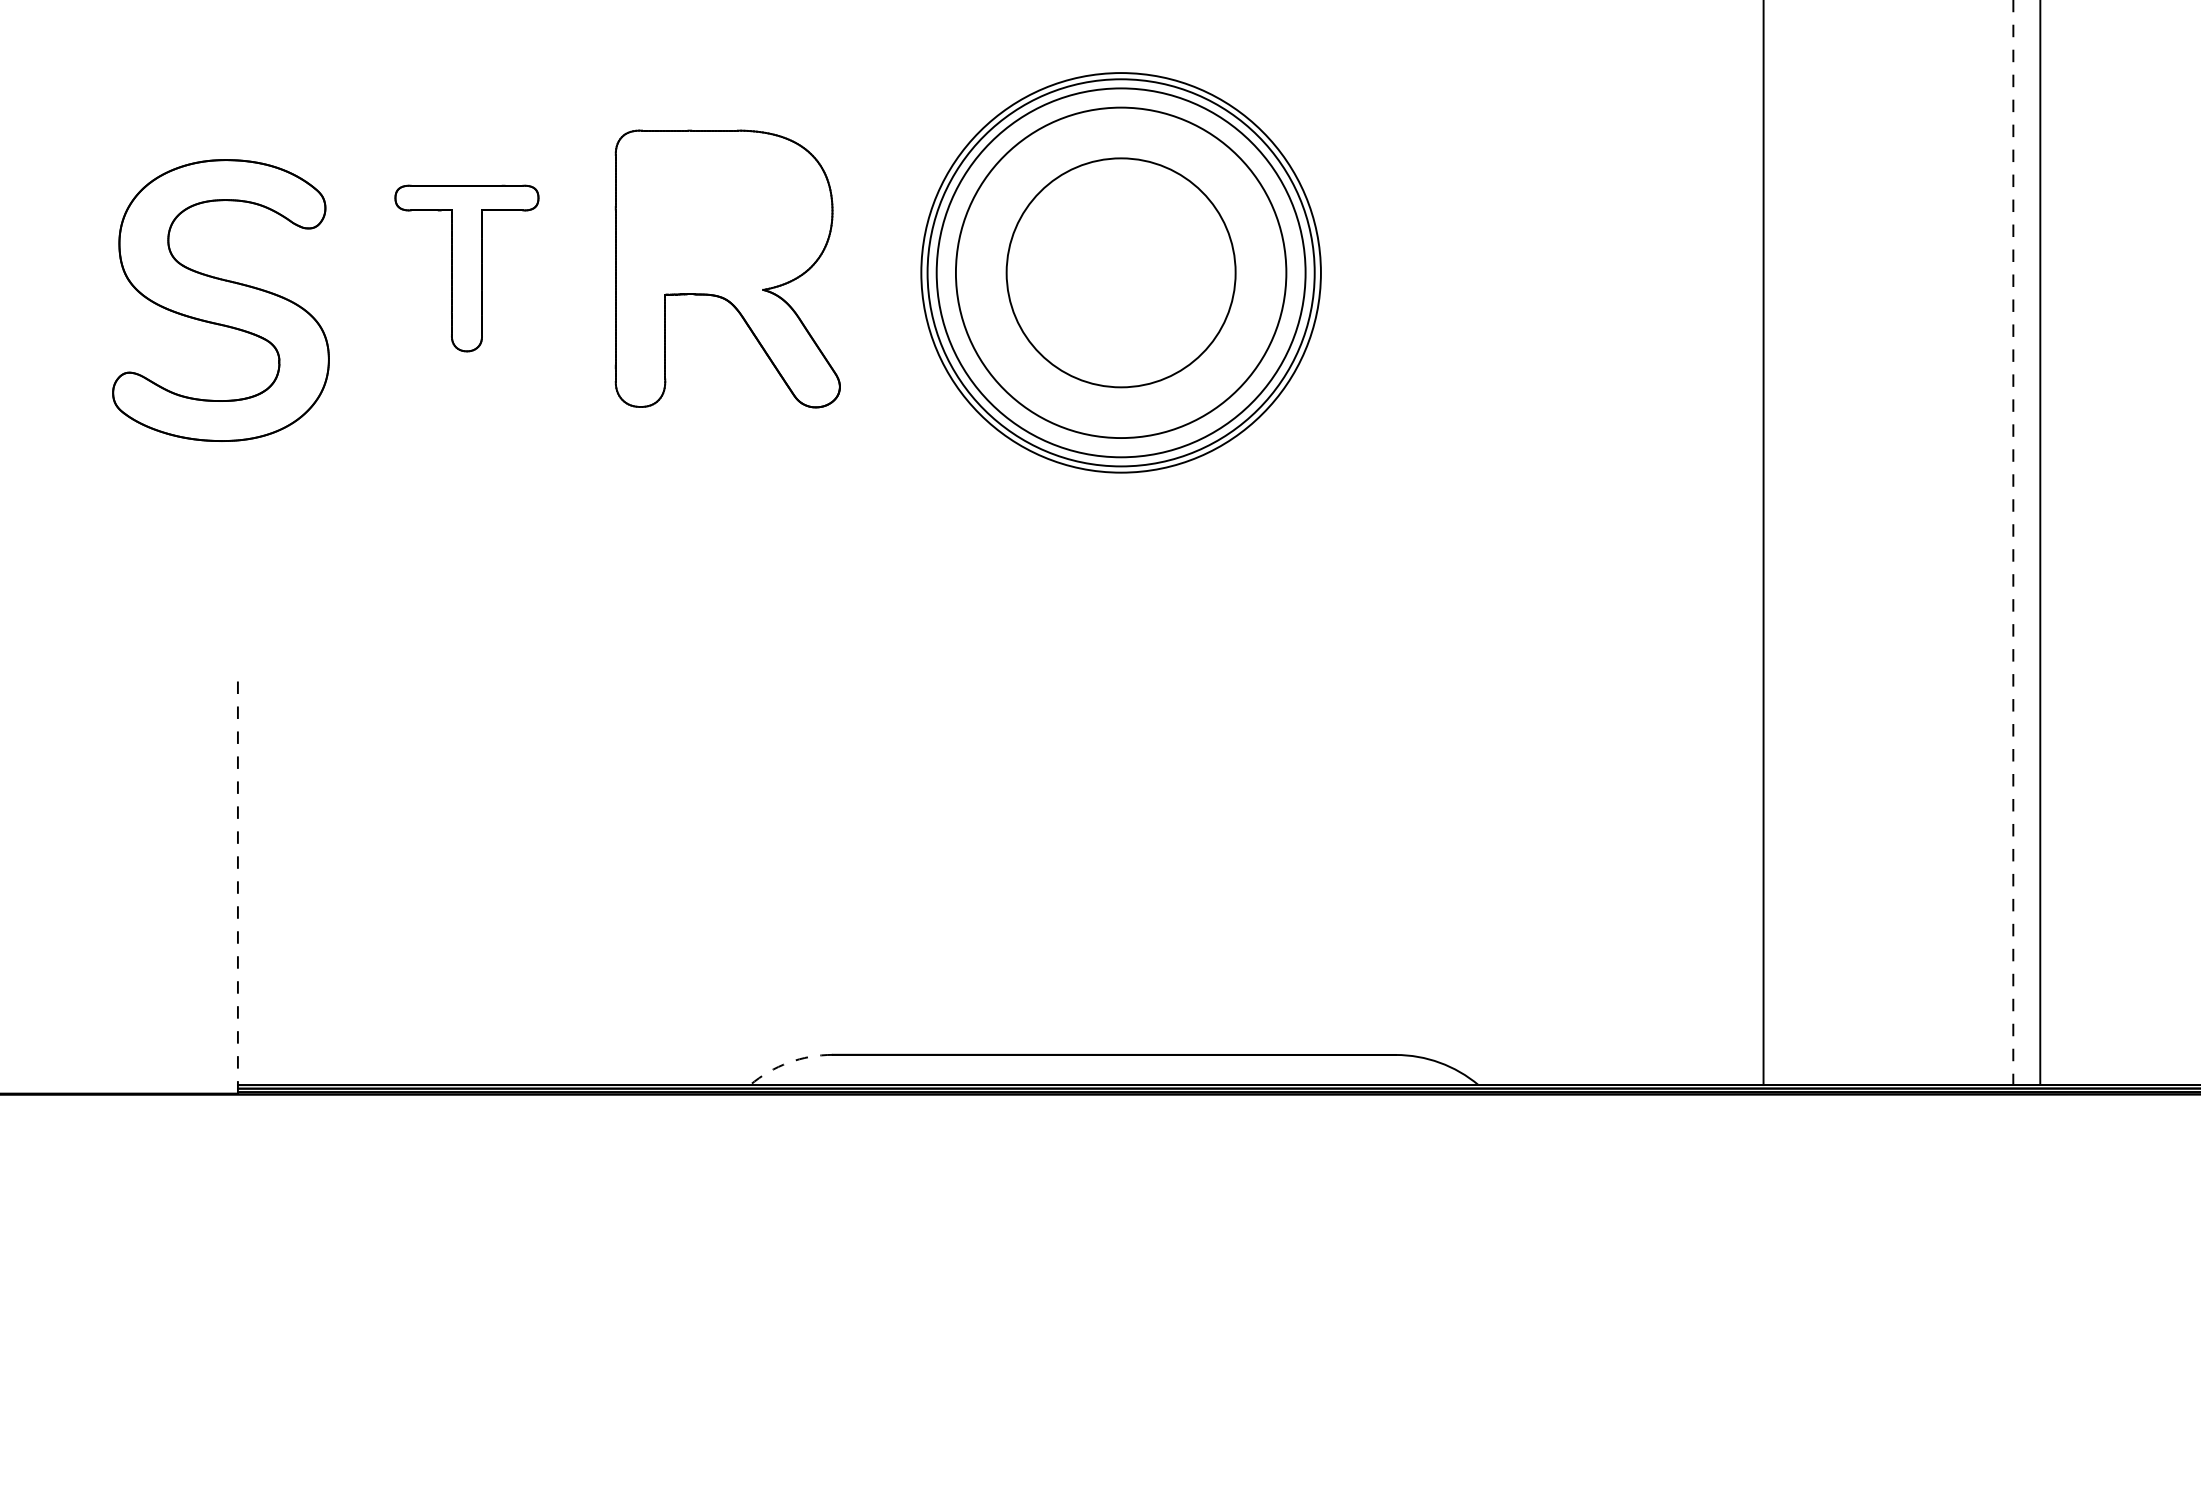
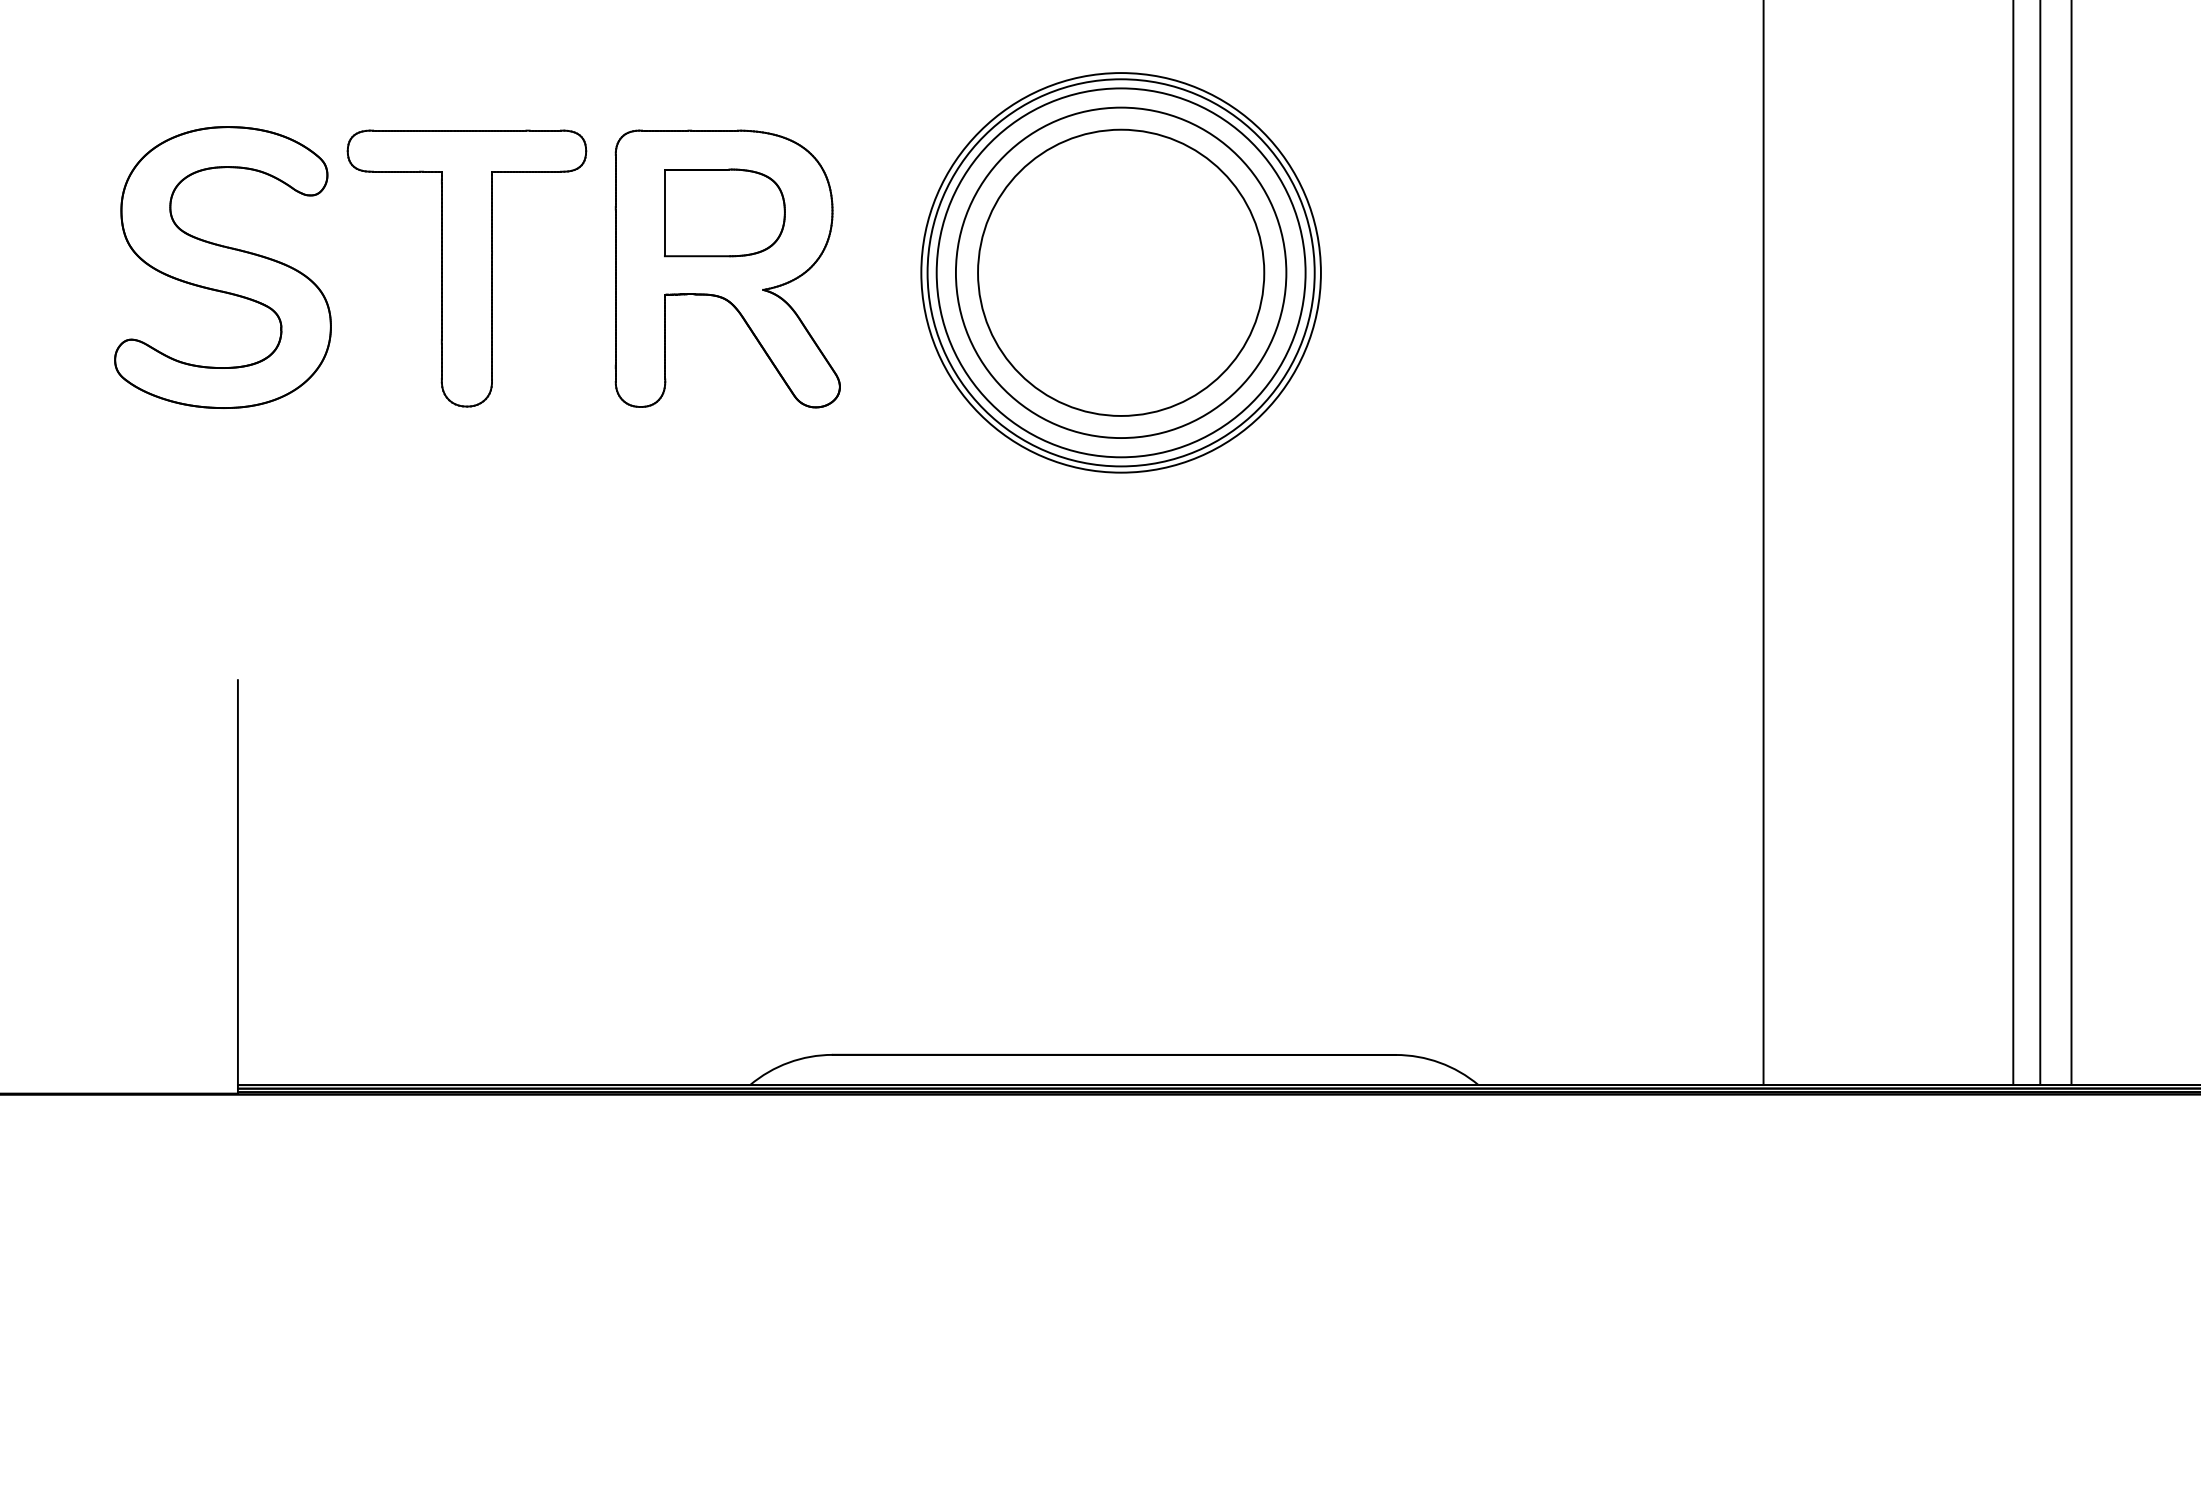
part: none -> present (724, 212)
part size: 146x169 px -> 242x279 px (466, 268)
circle diameter: 229 px -> 286 px (1121, 272)
part position: (220, 300) -> (222, 267) (222, 267)
line: dashed -> solid (2013, 543)
line: none -> present (2071, 543)
line: dashed -> solid (237, 886)
arc: dashed -> solid (788, 1062)
